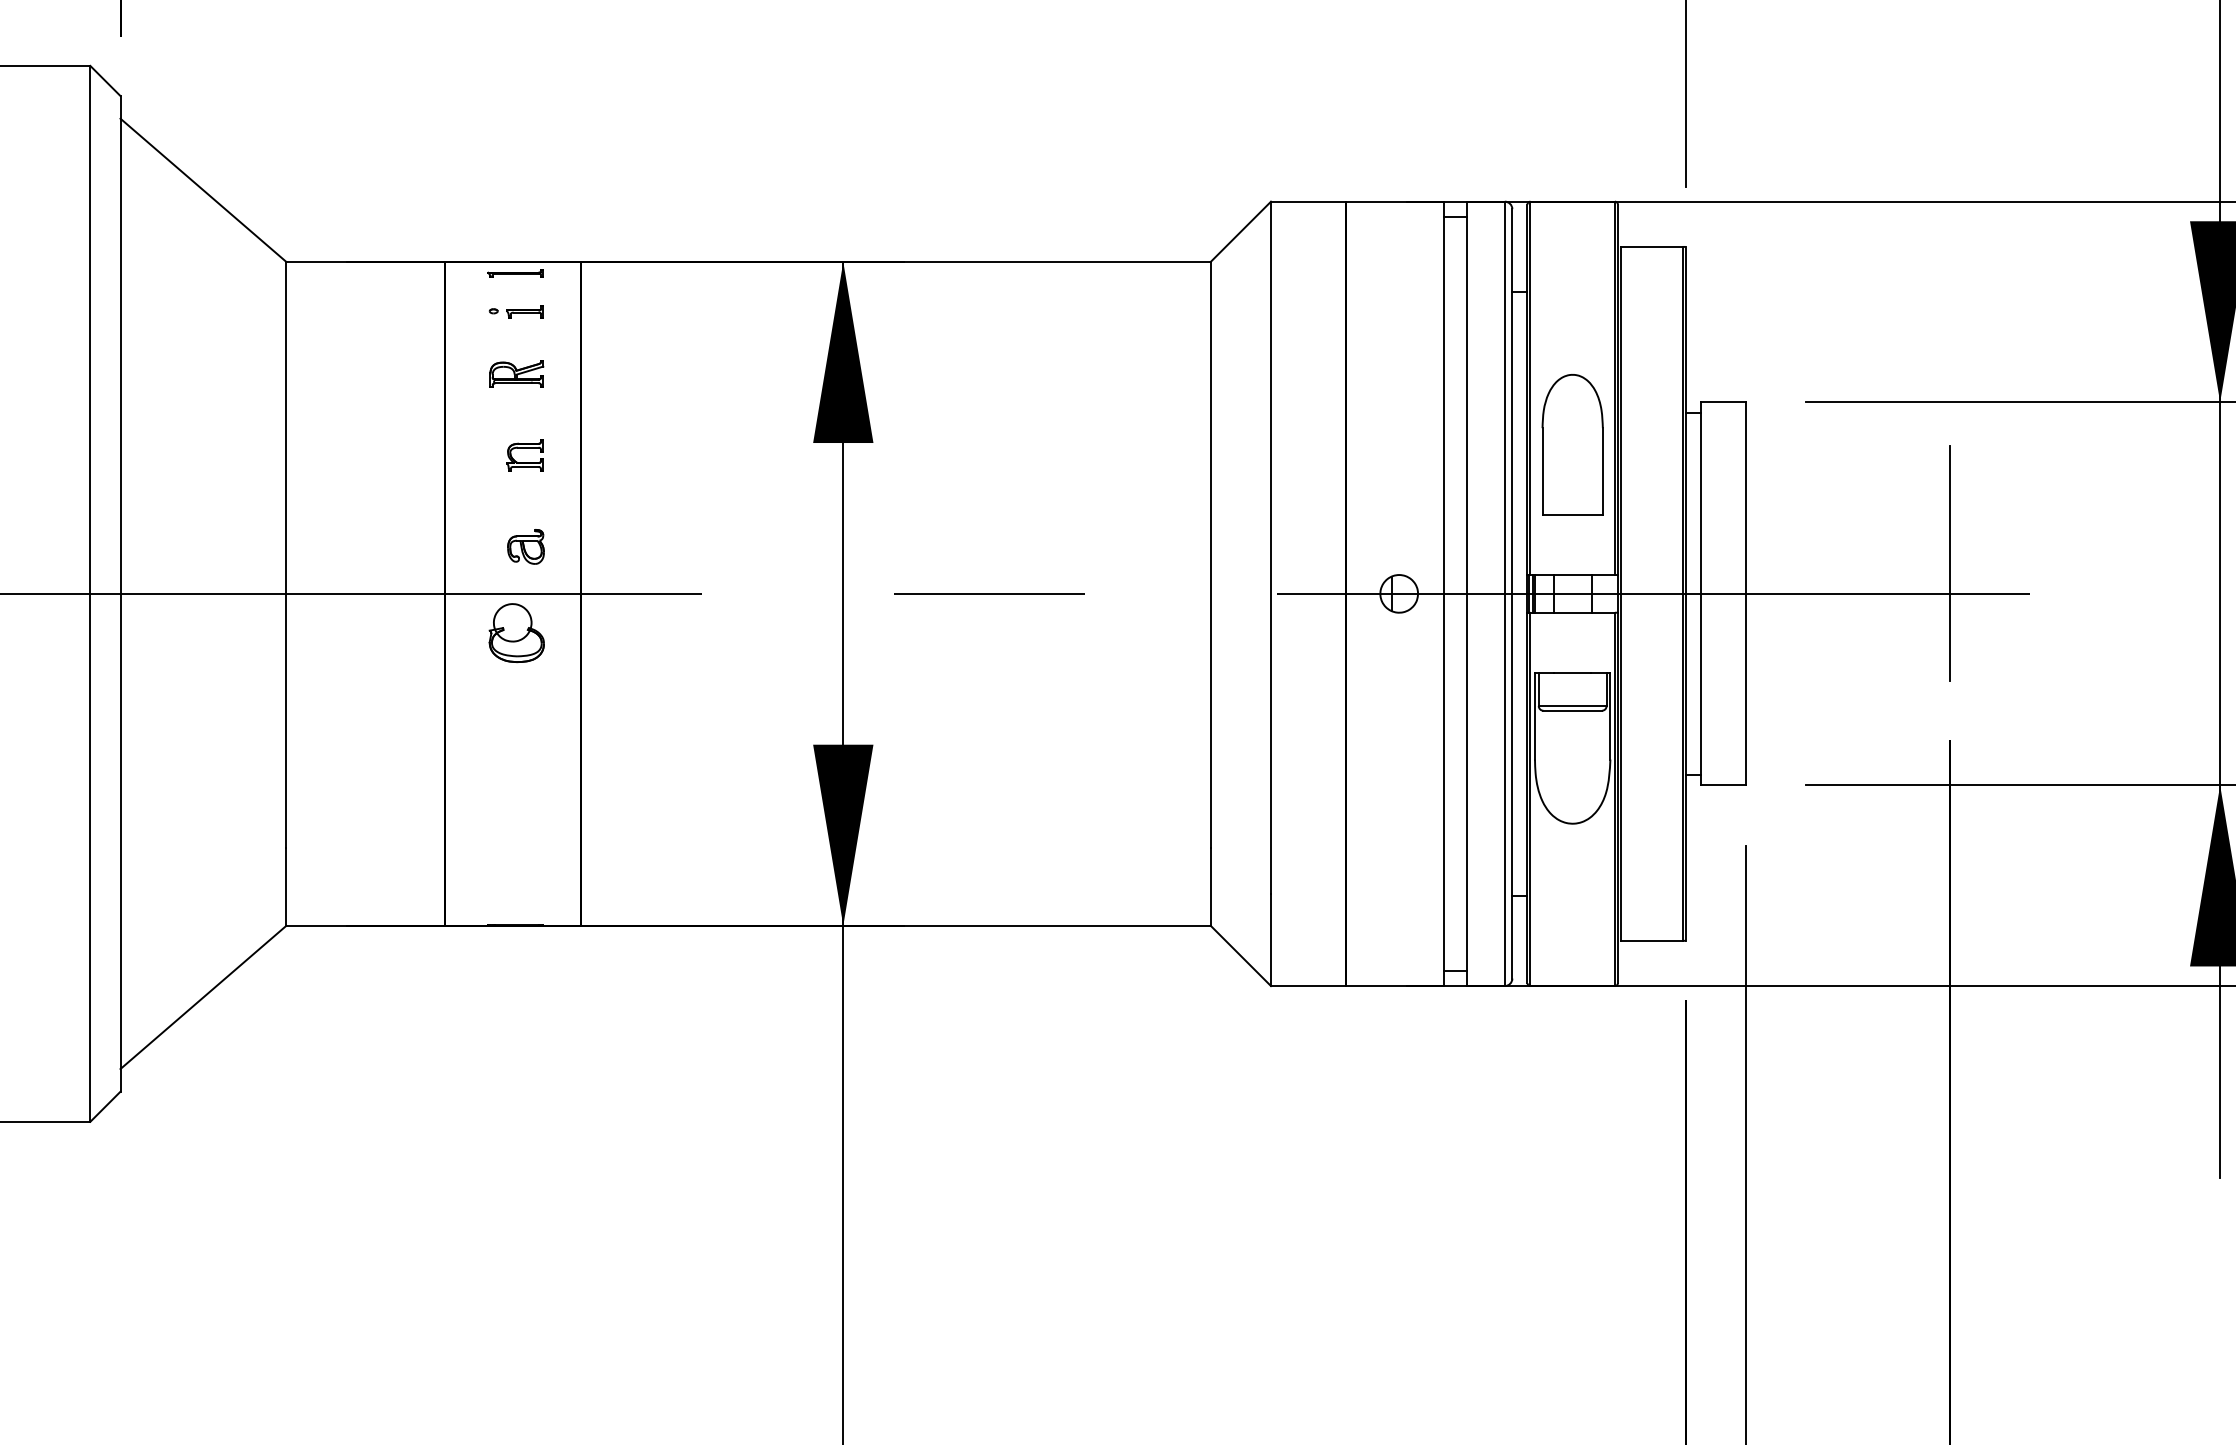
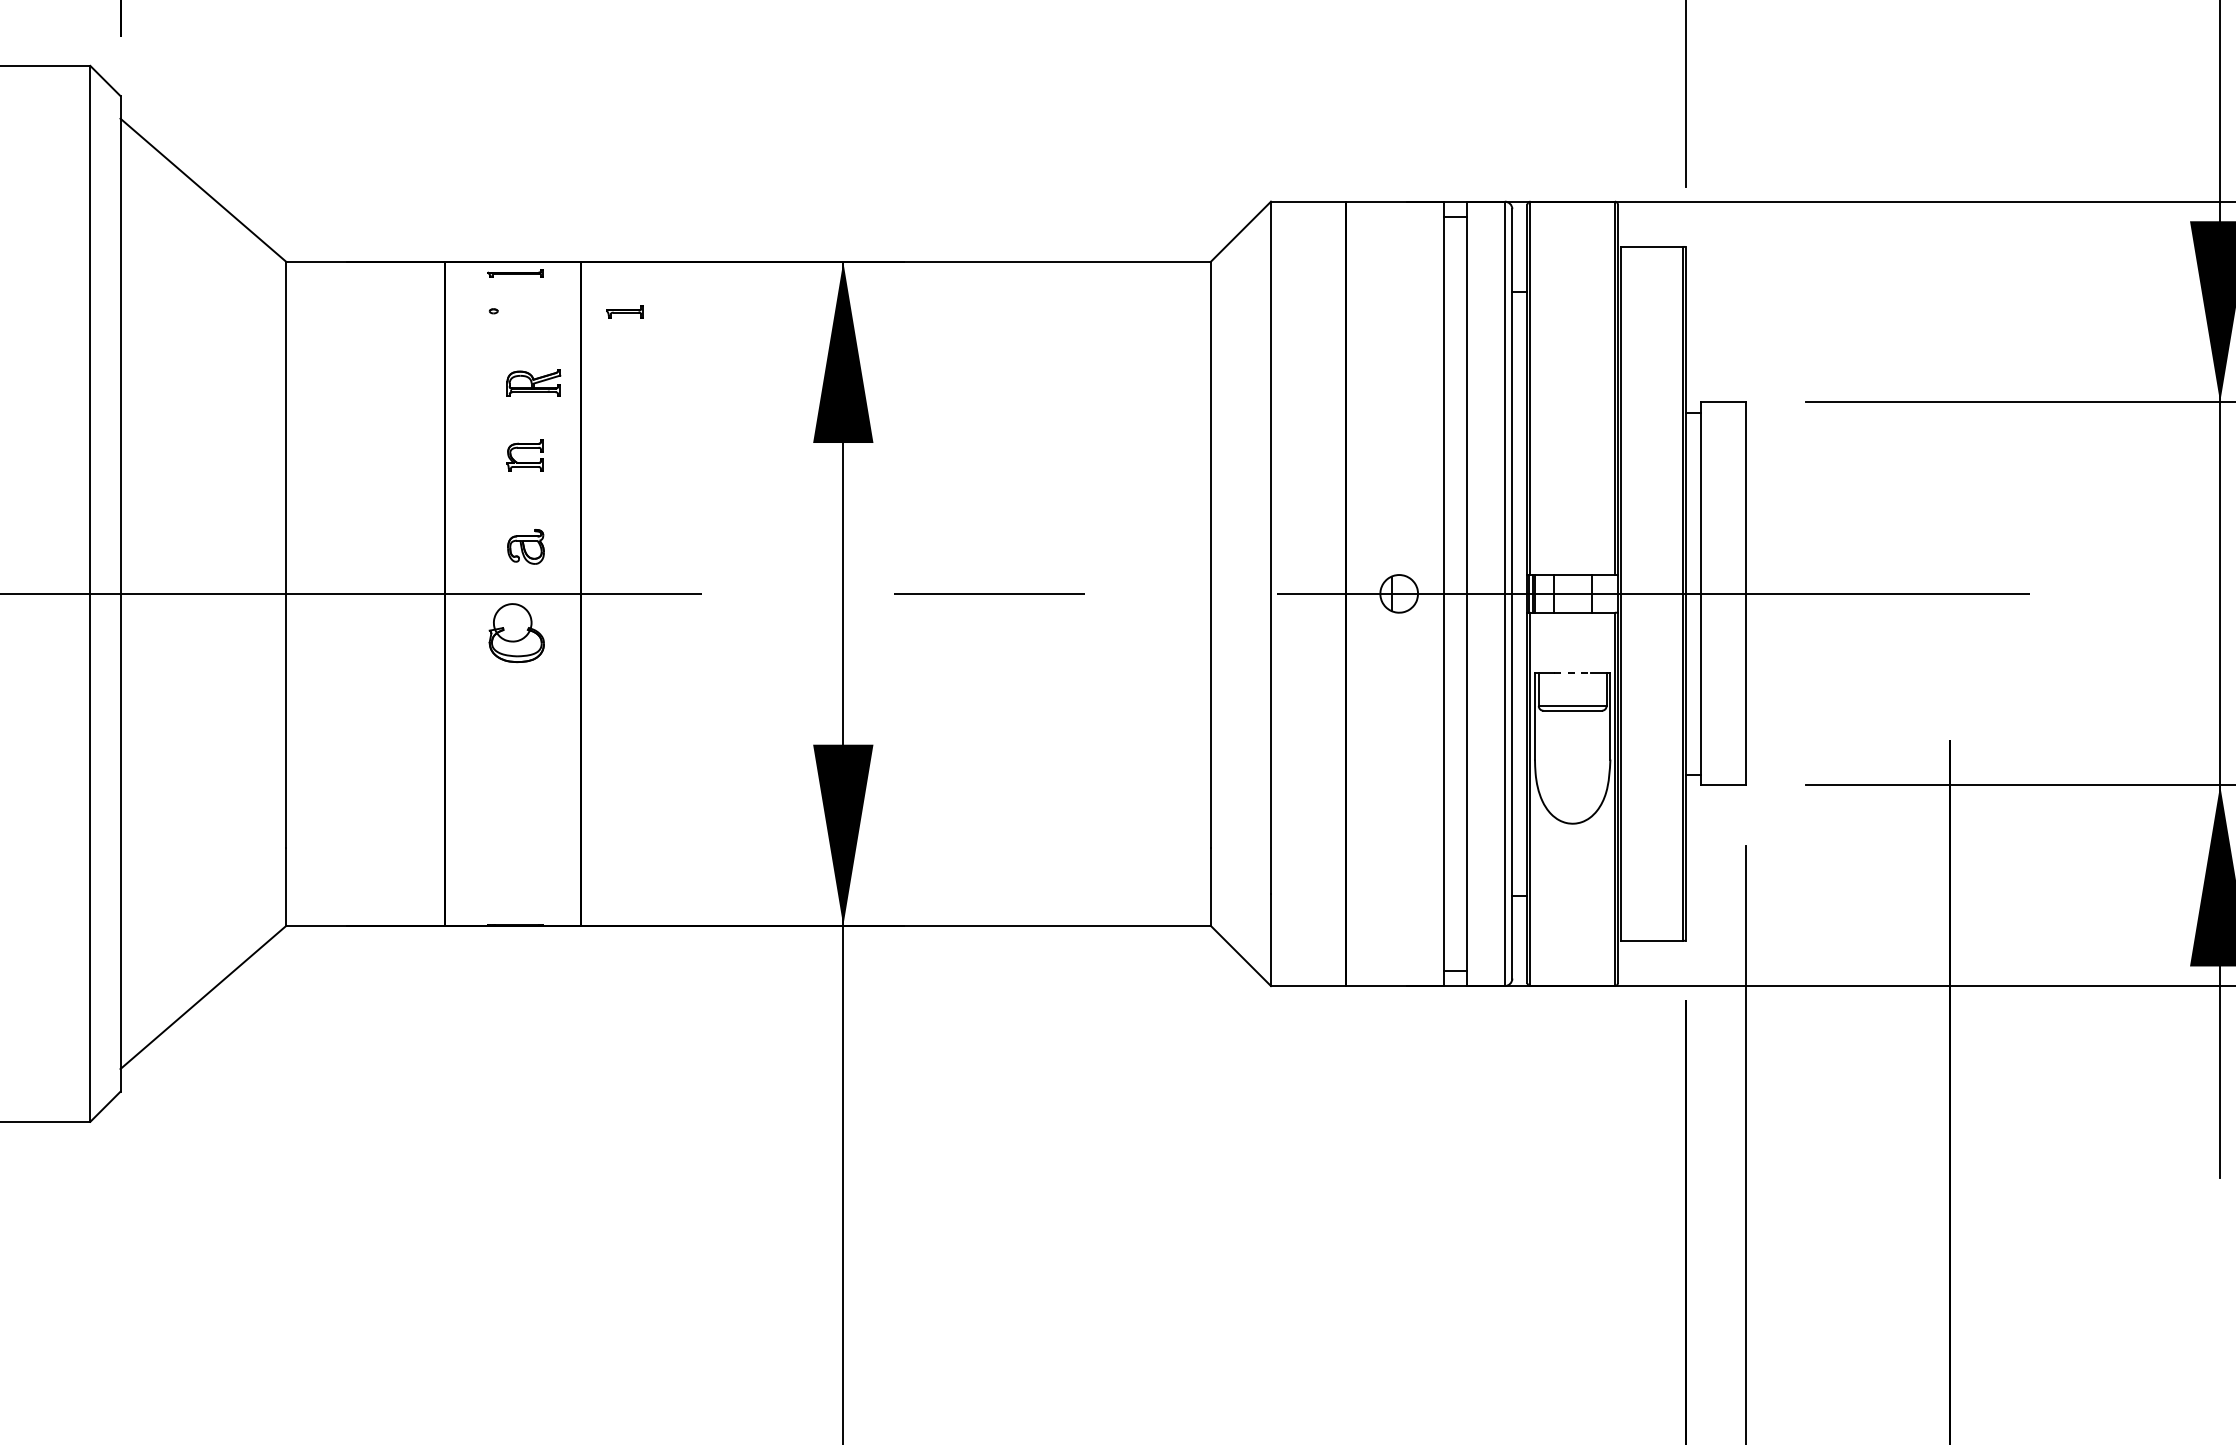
part position: (524, 311) -> (624, 311) (624, 311)
part position: (516, 373) -> (533, 382) (533, 382)
part: present -> none (1572, 444)
line: present -> none (1950, 563)
line: solid -> dashed (1573, 673)
